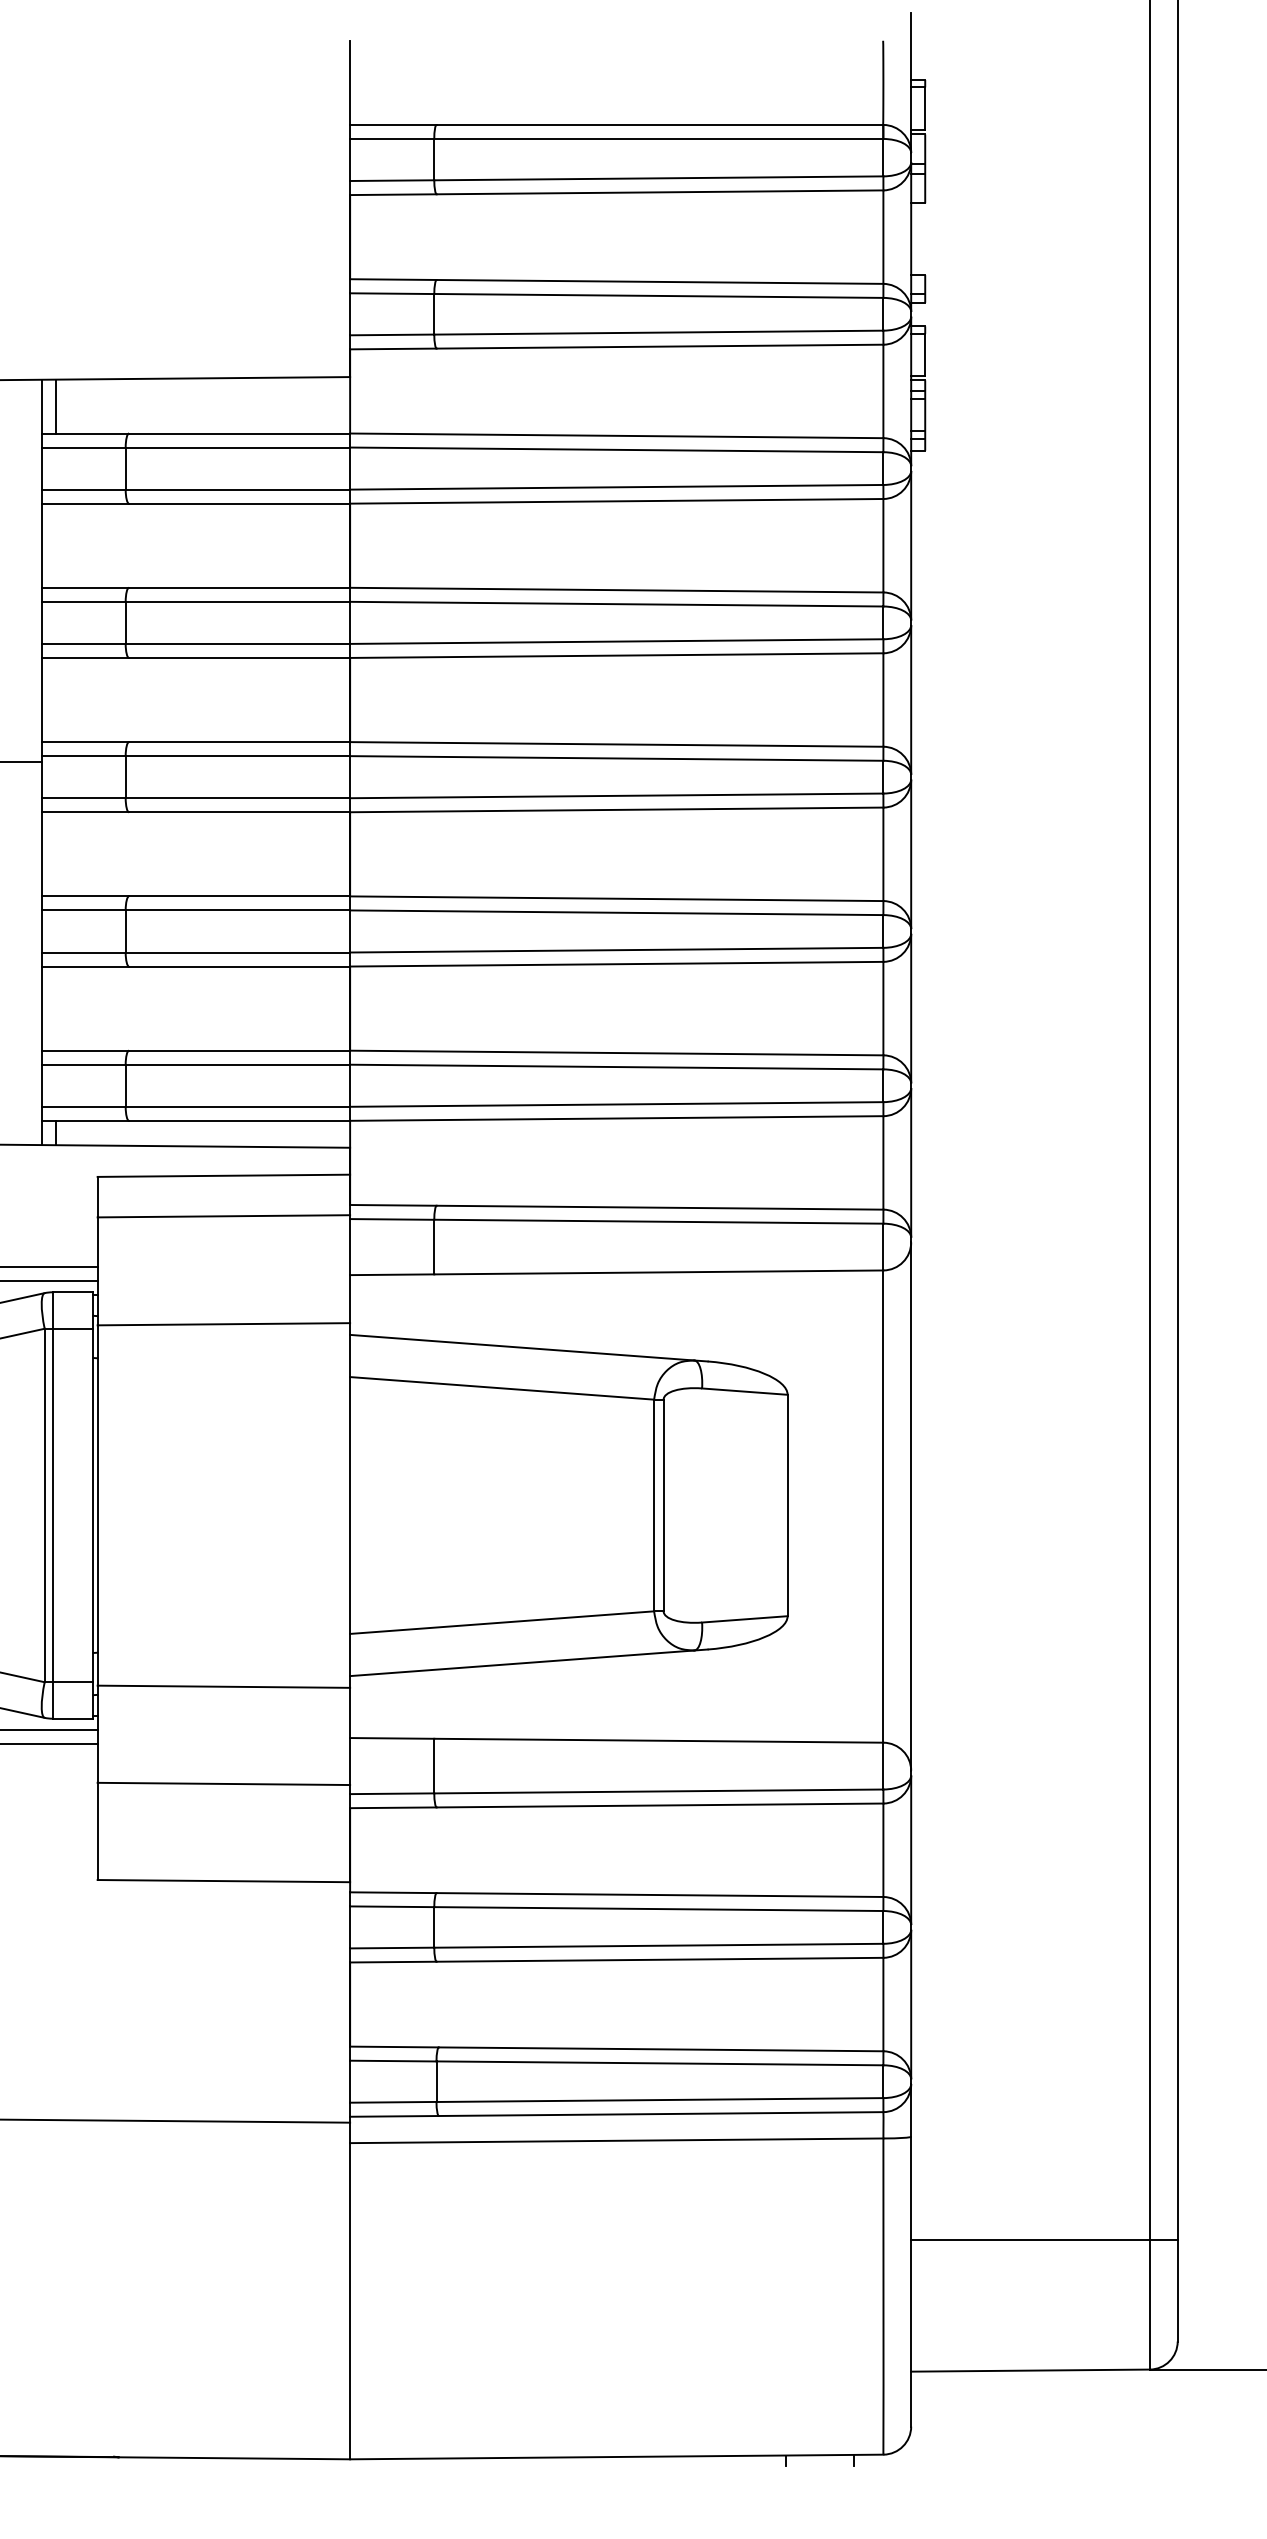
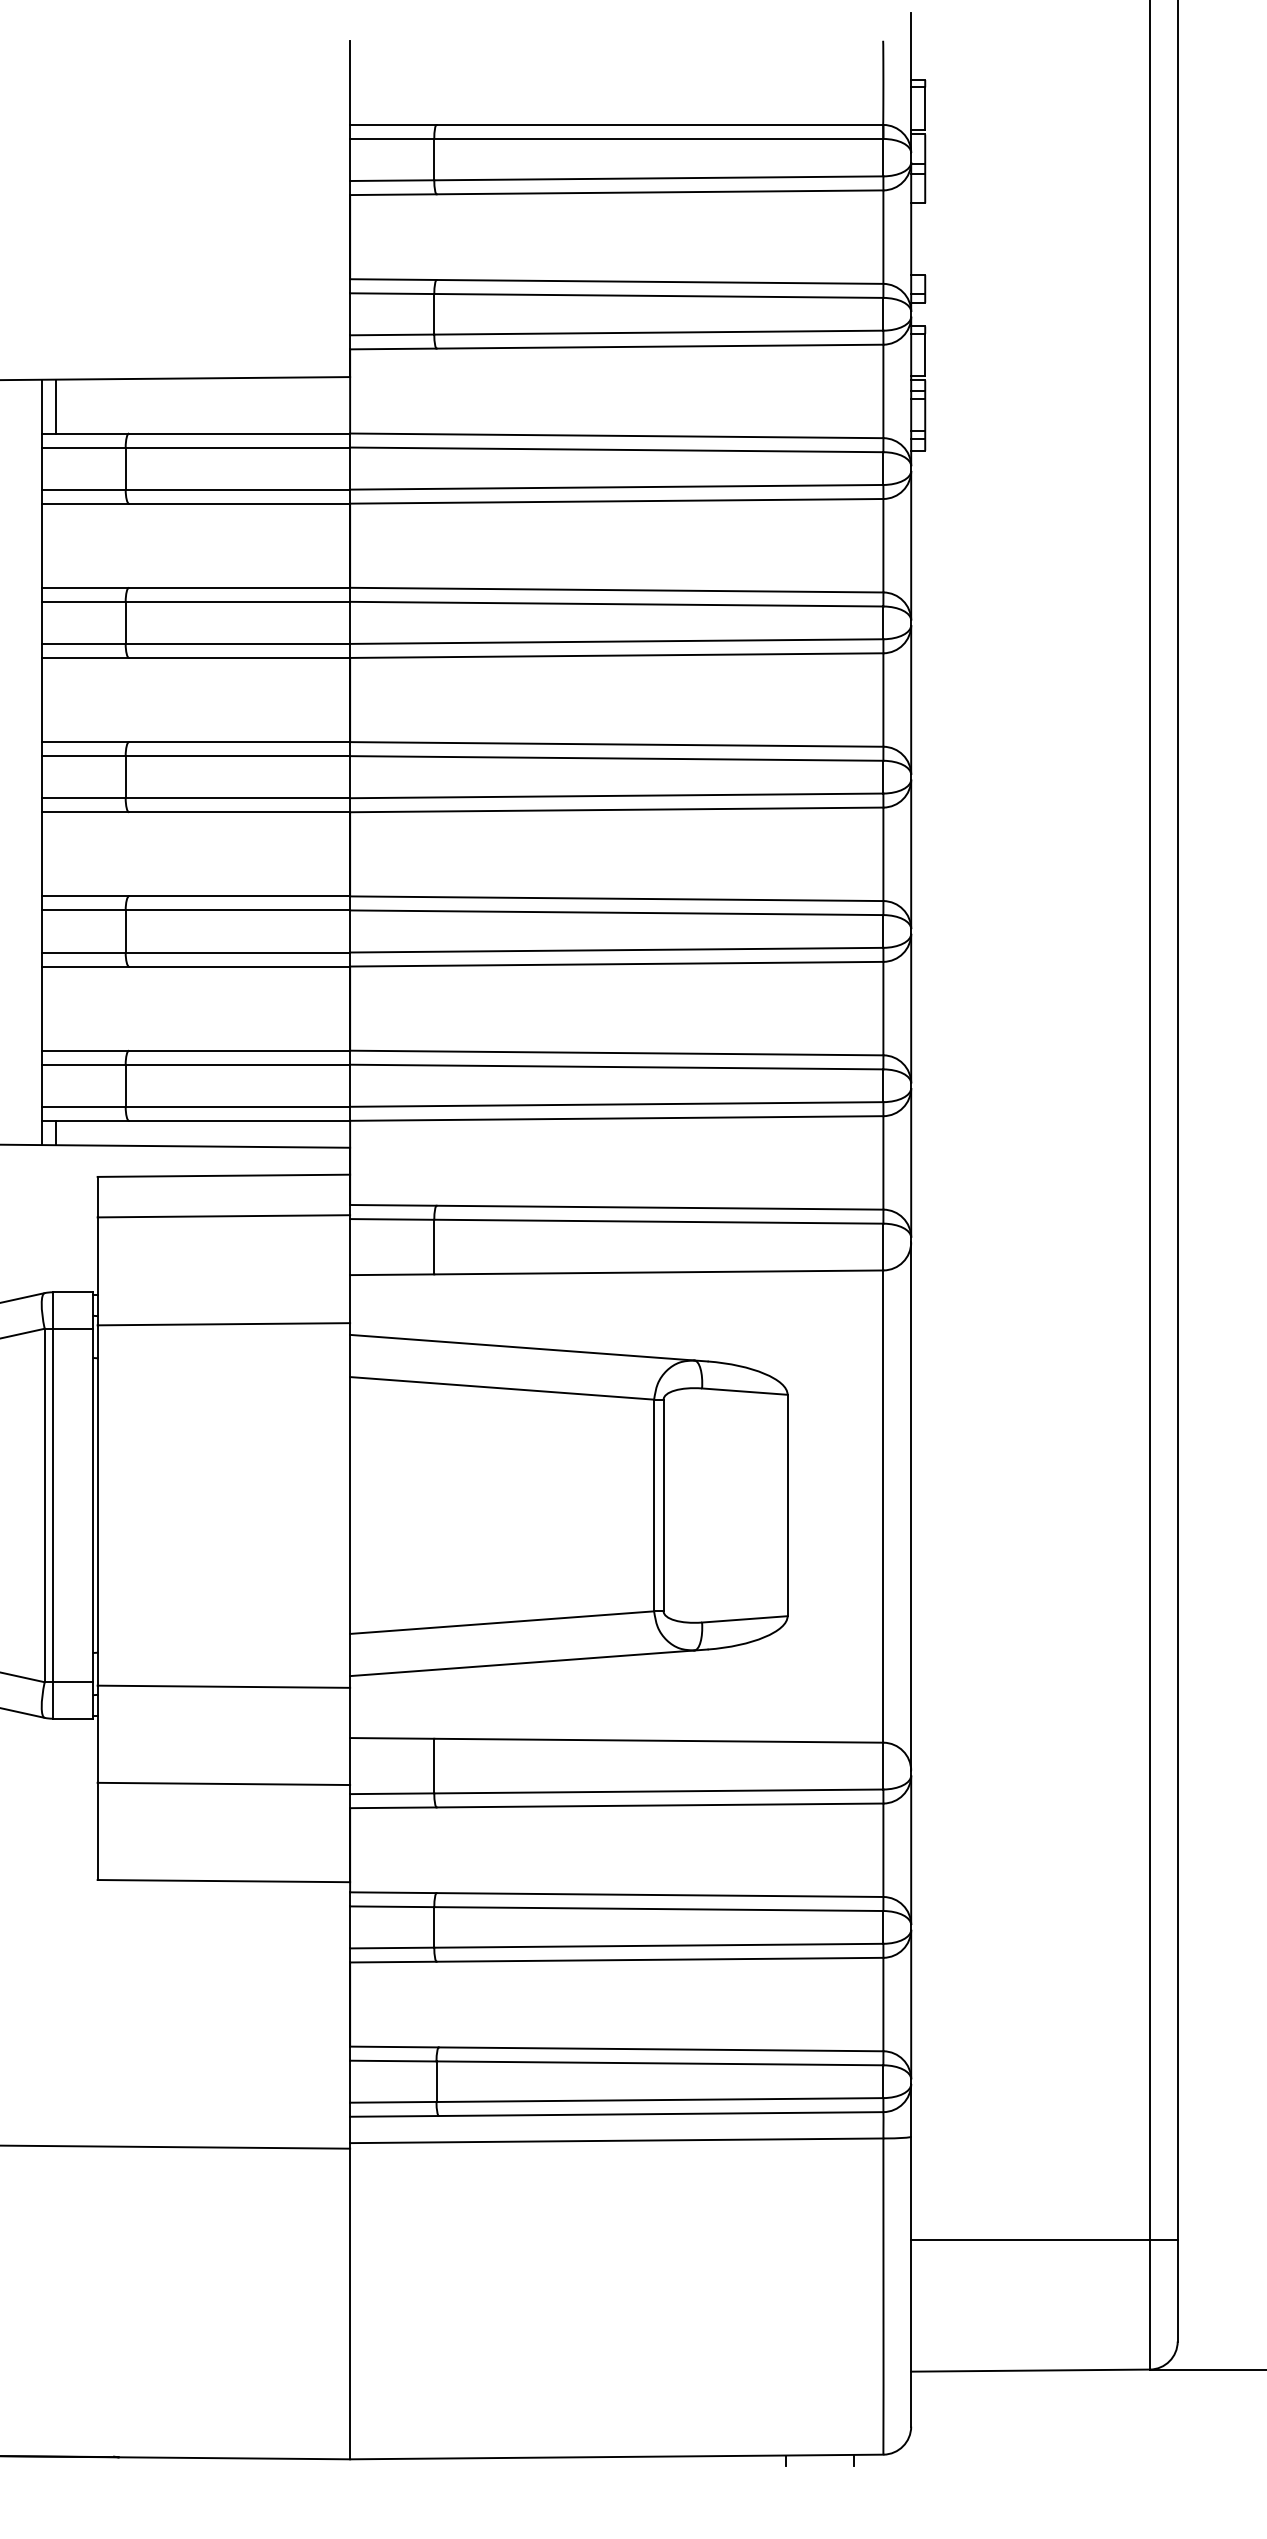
line: present -> none (21, 762)
line: present -> none (49, 1267)
line: present -> none (49, 1281)
line: present -> none (49, 1729)
line: present -> none (49, 1743)
line position: (176, 2120) -> (176, 2146) (176, 2146)
